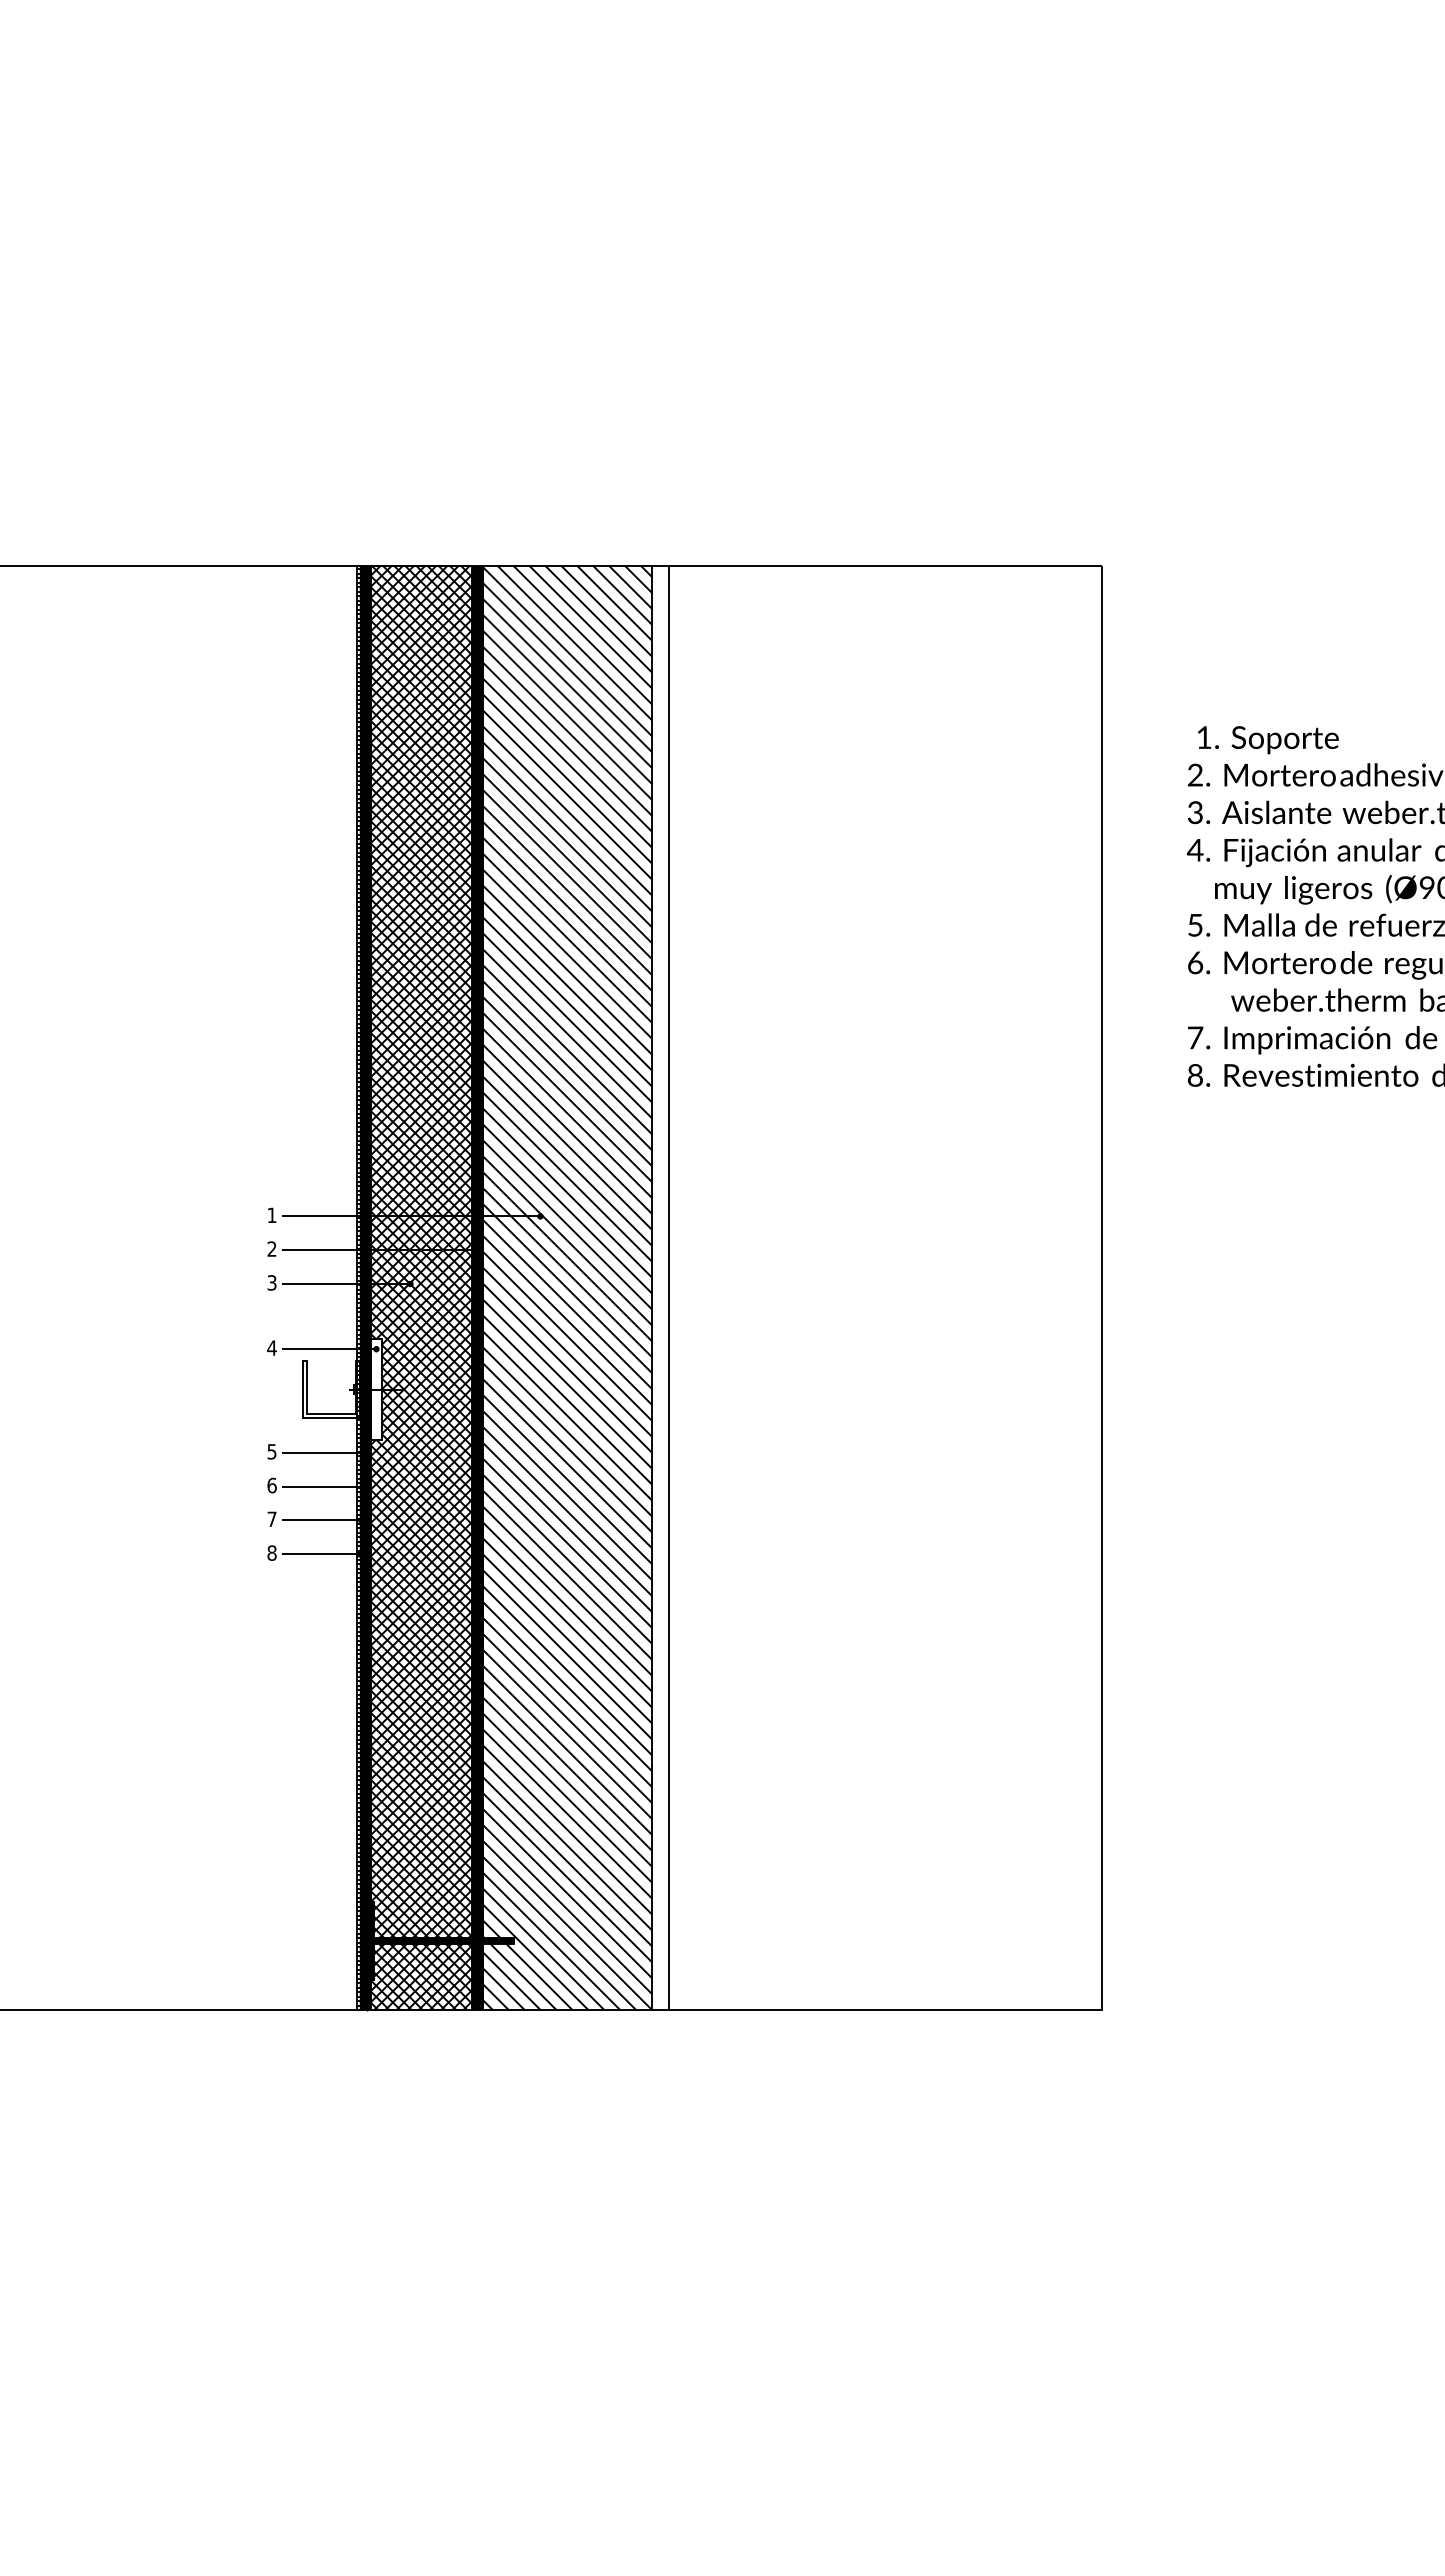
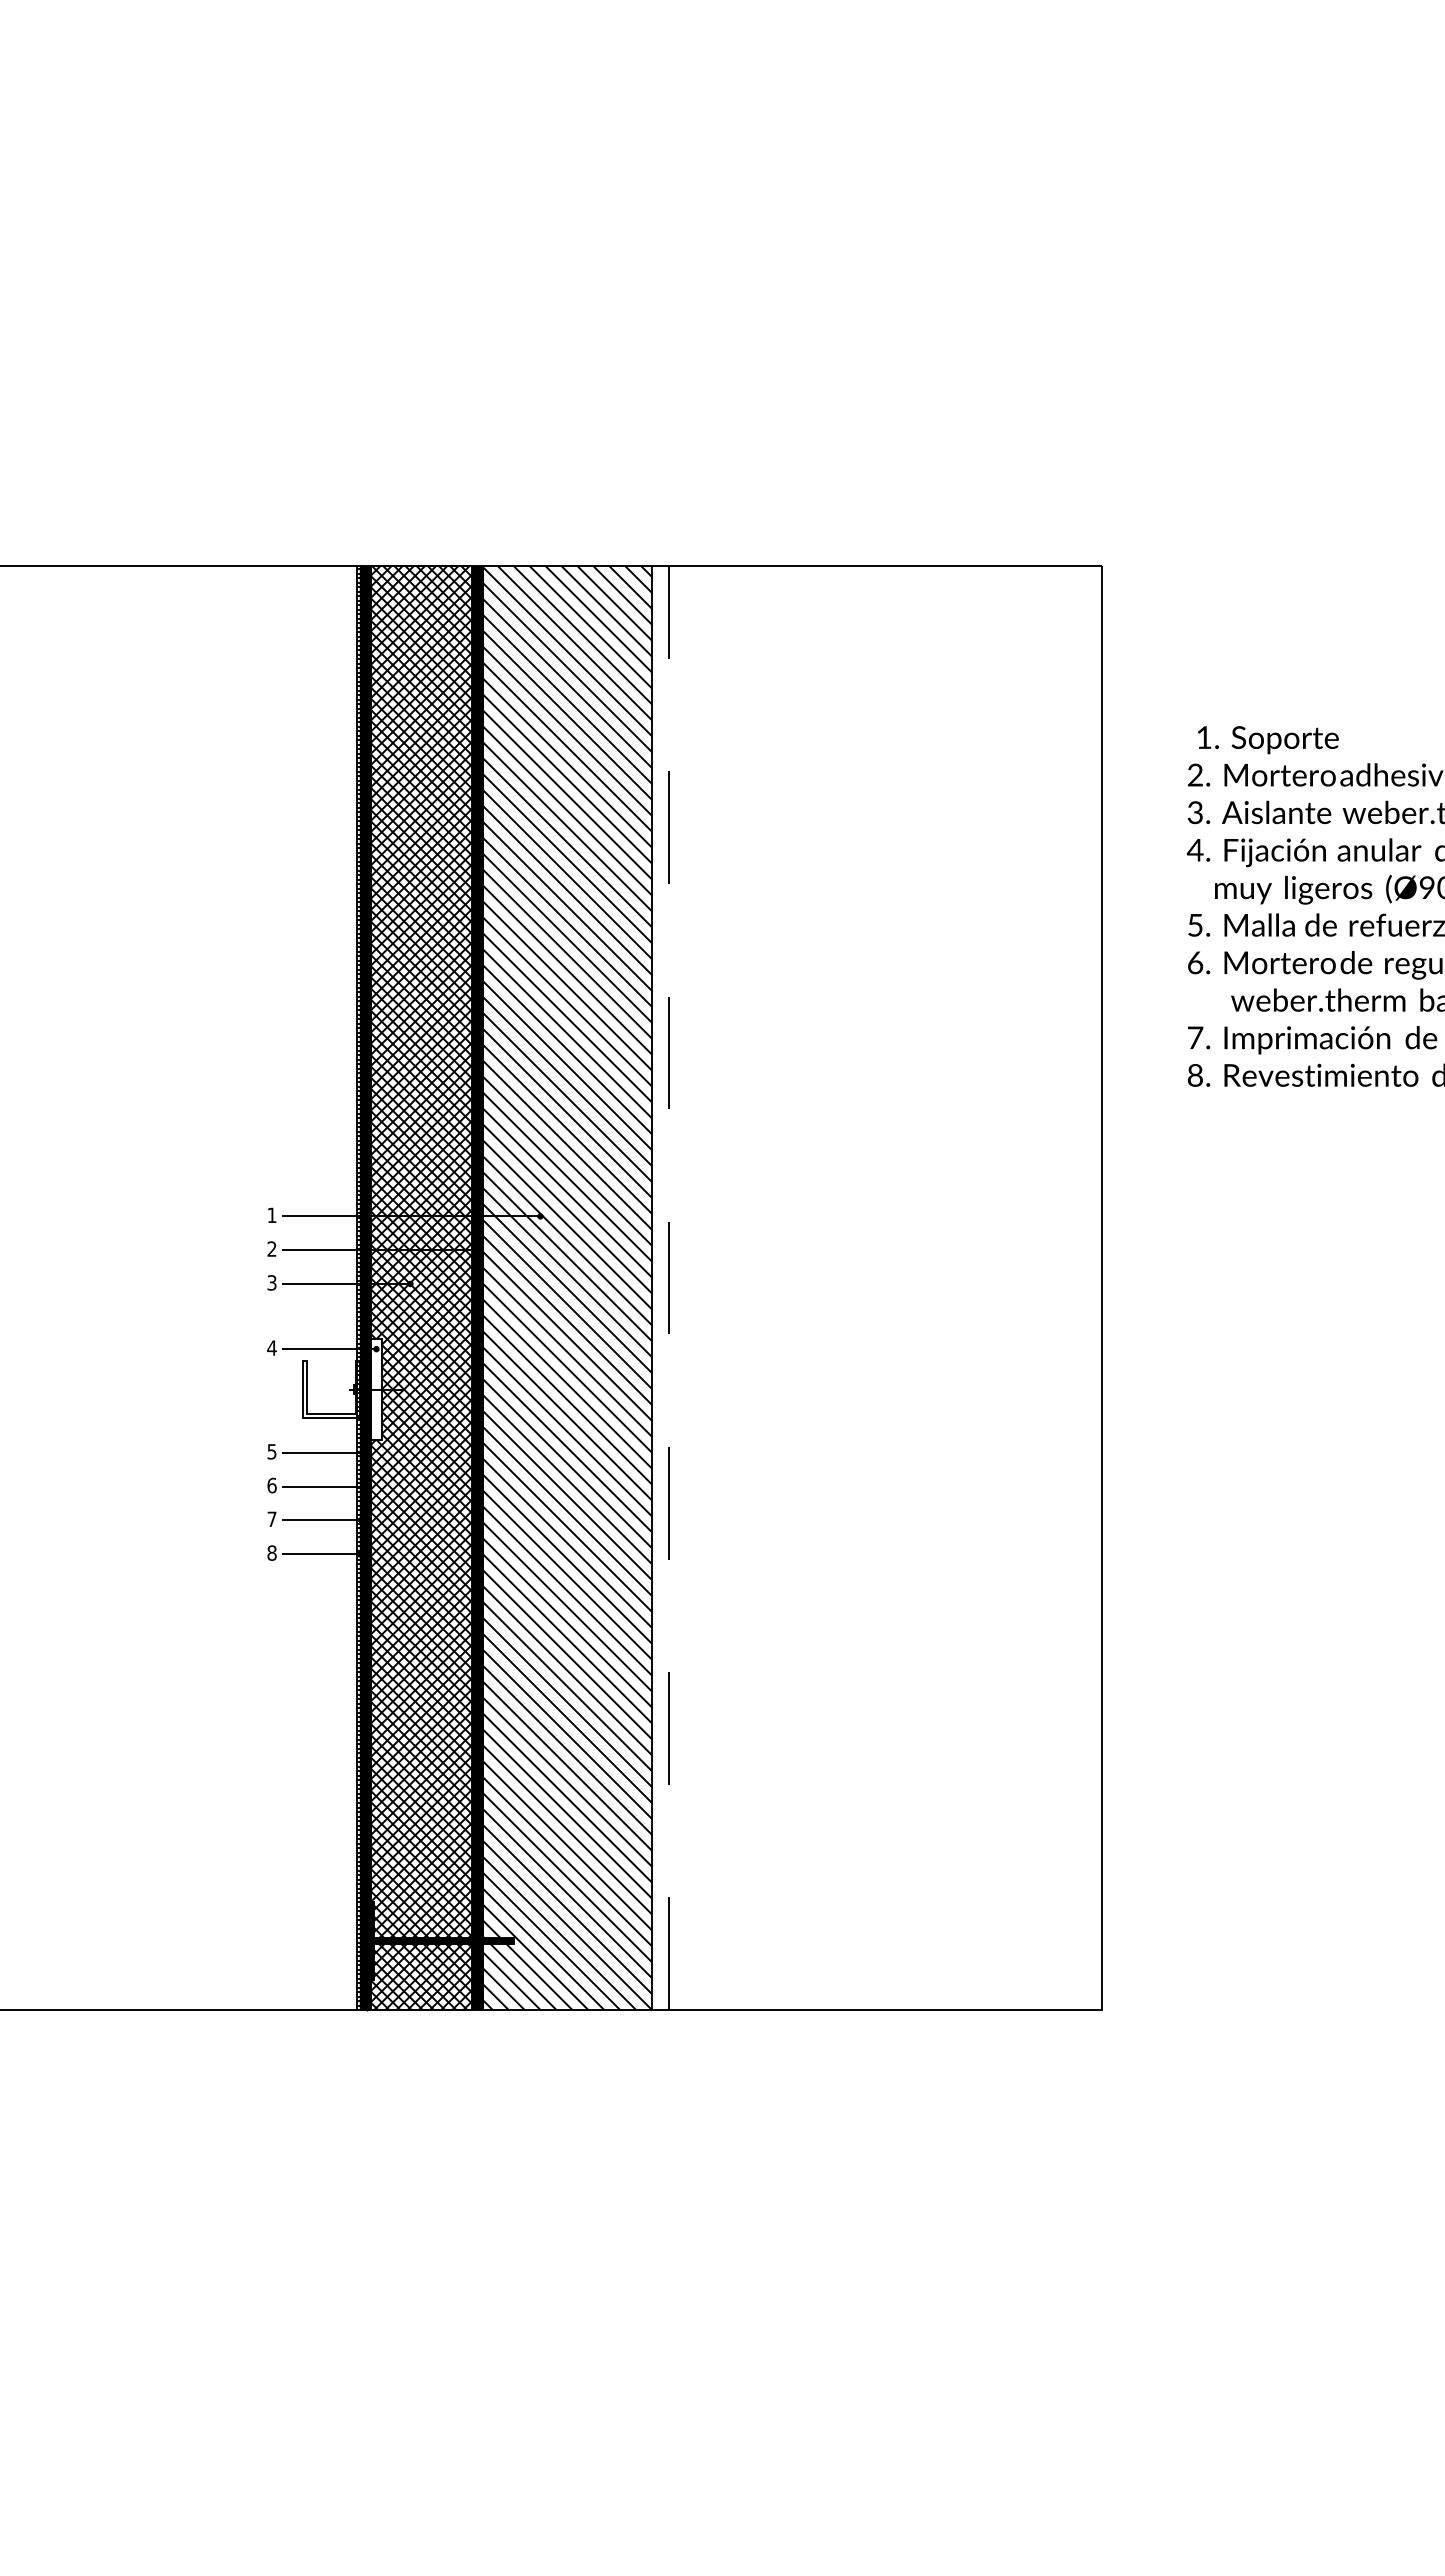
line: solid -> dashed (669, 1288)
